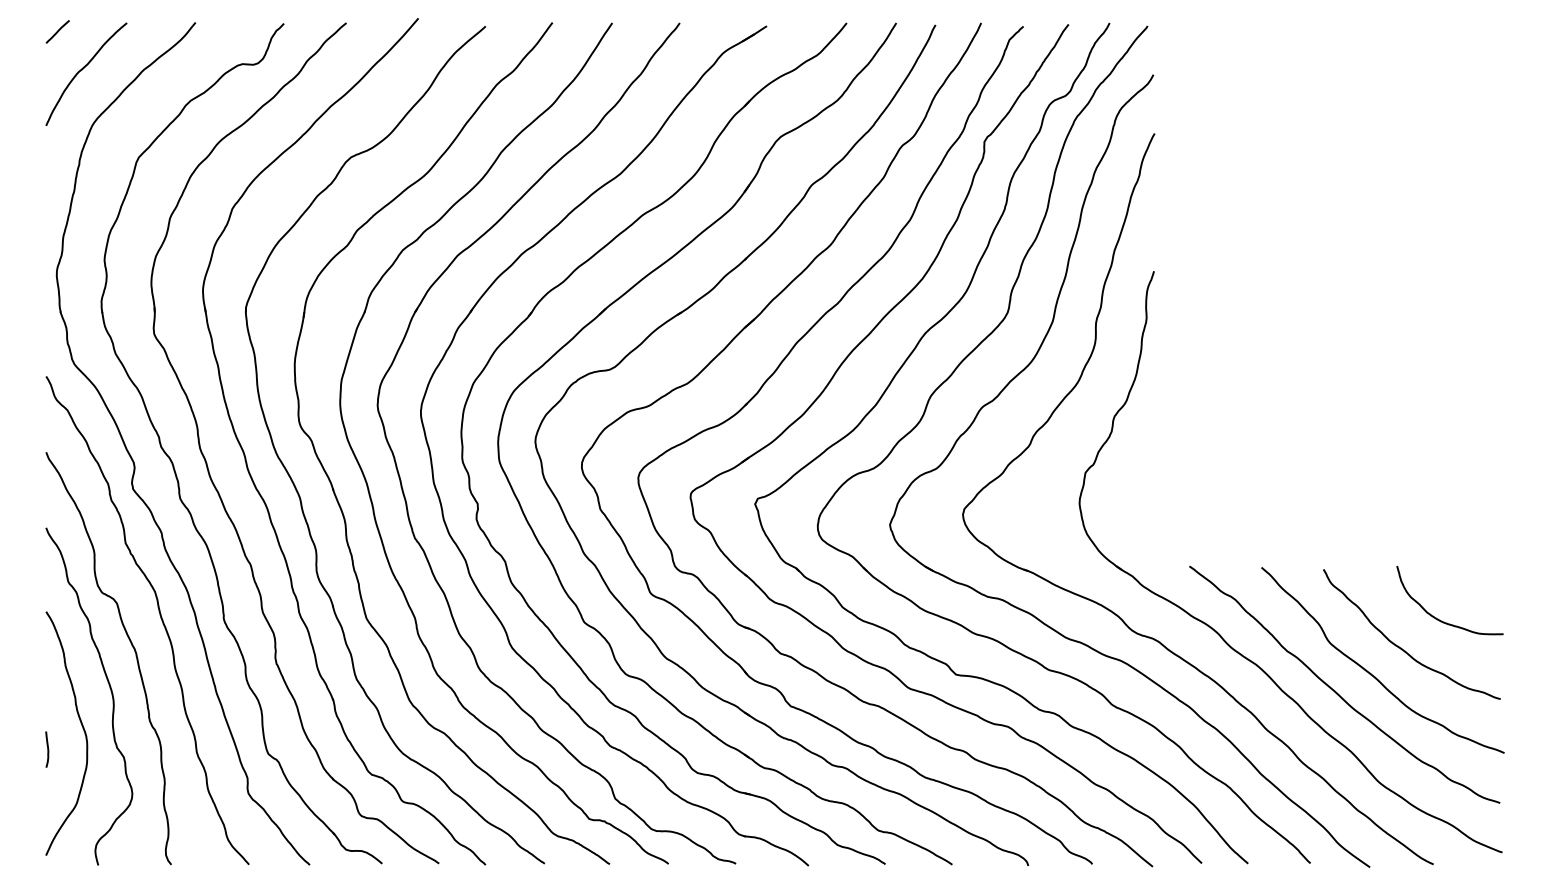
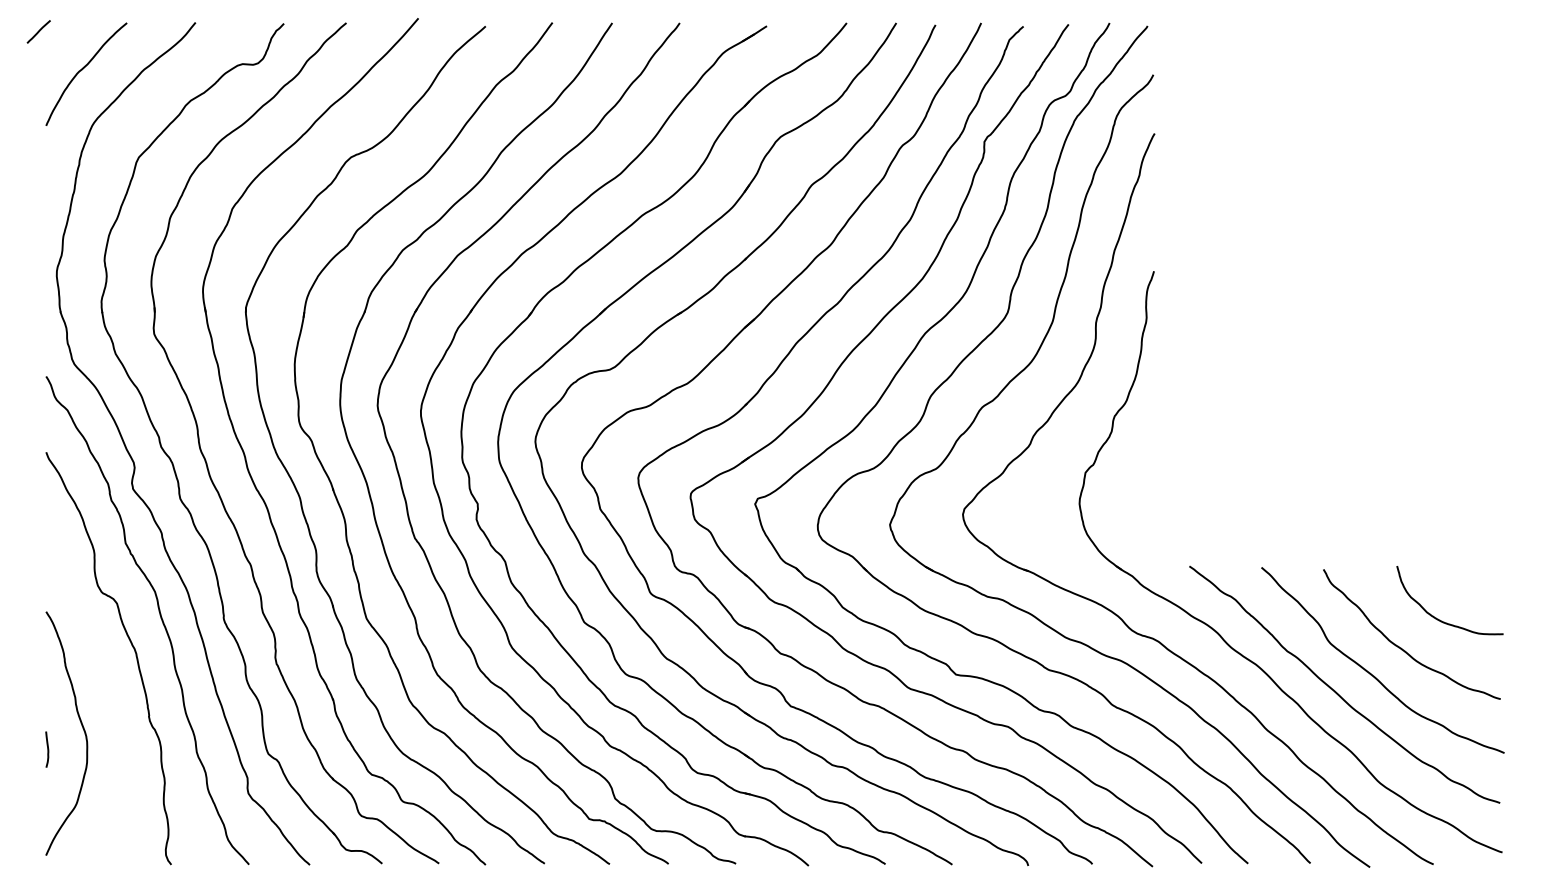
line position: (57, 31) -> (38, 31) (38, 31)
curve: present -> none (109, 688)
